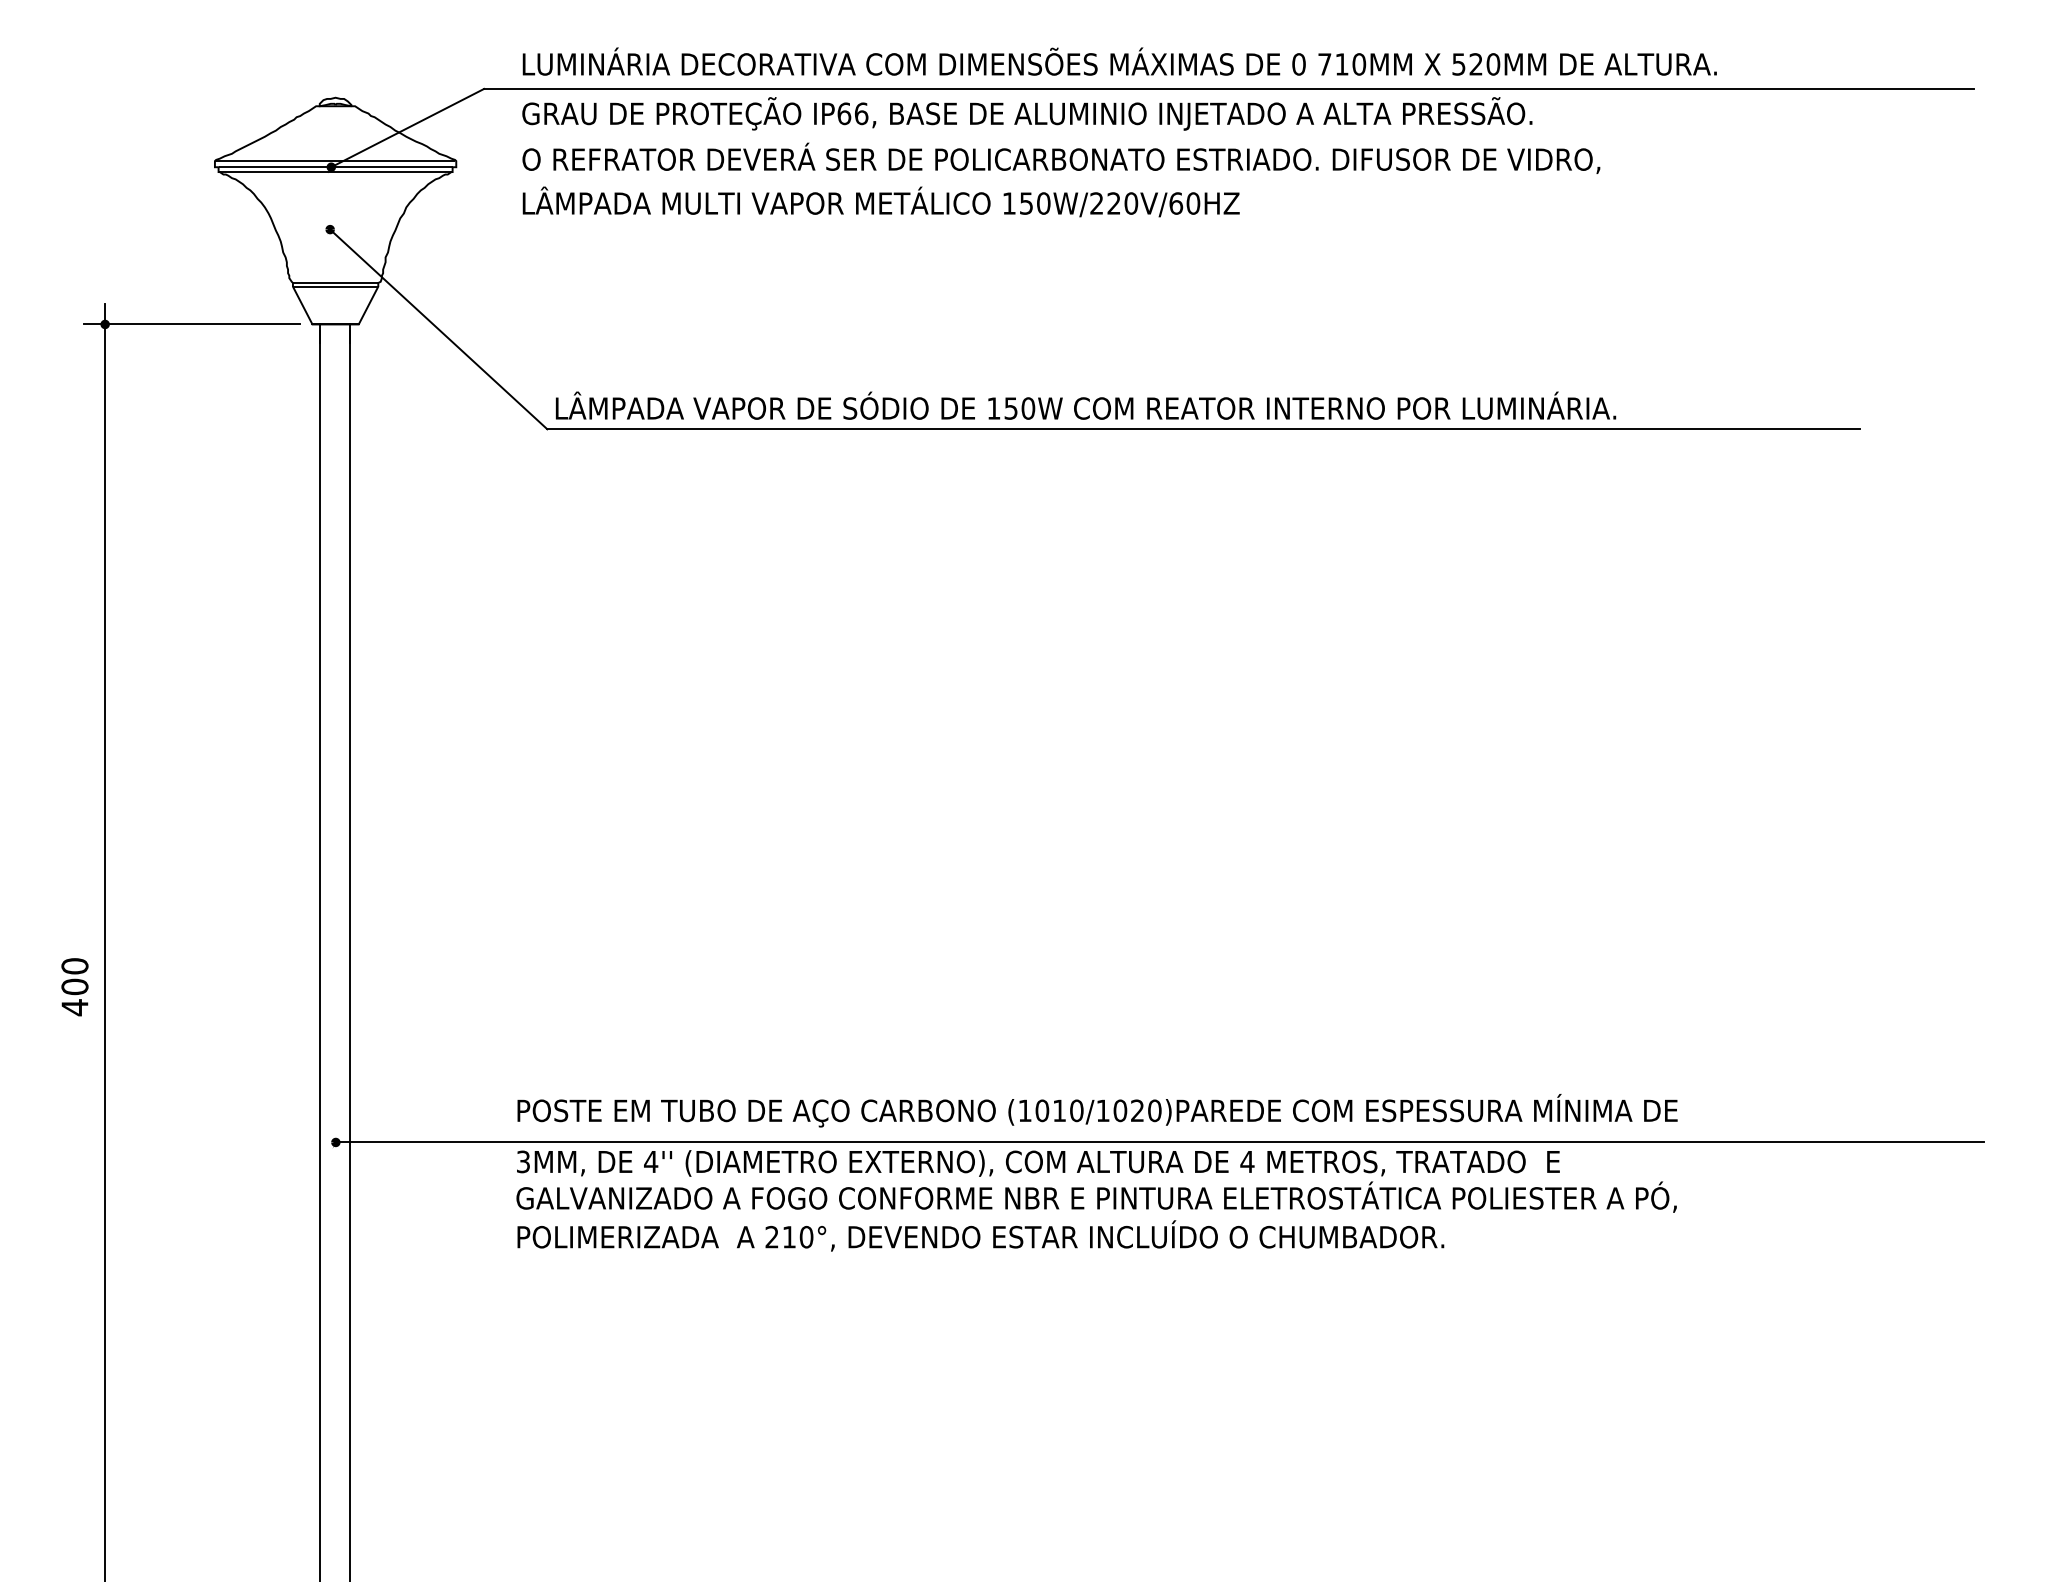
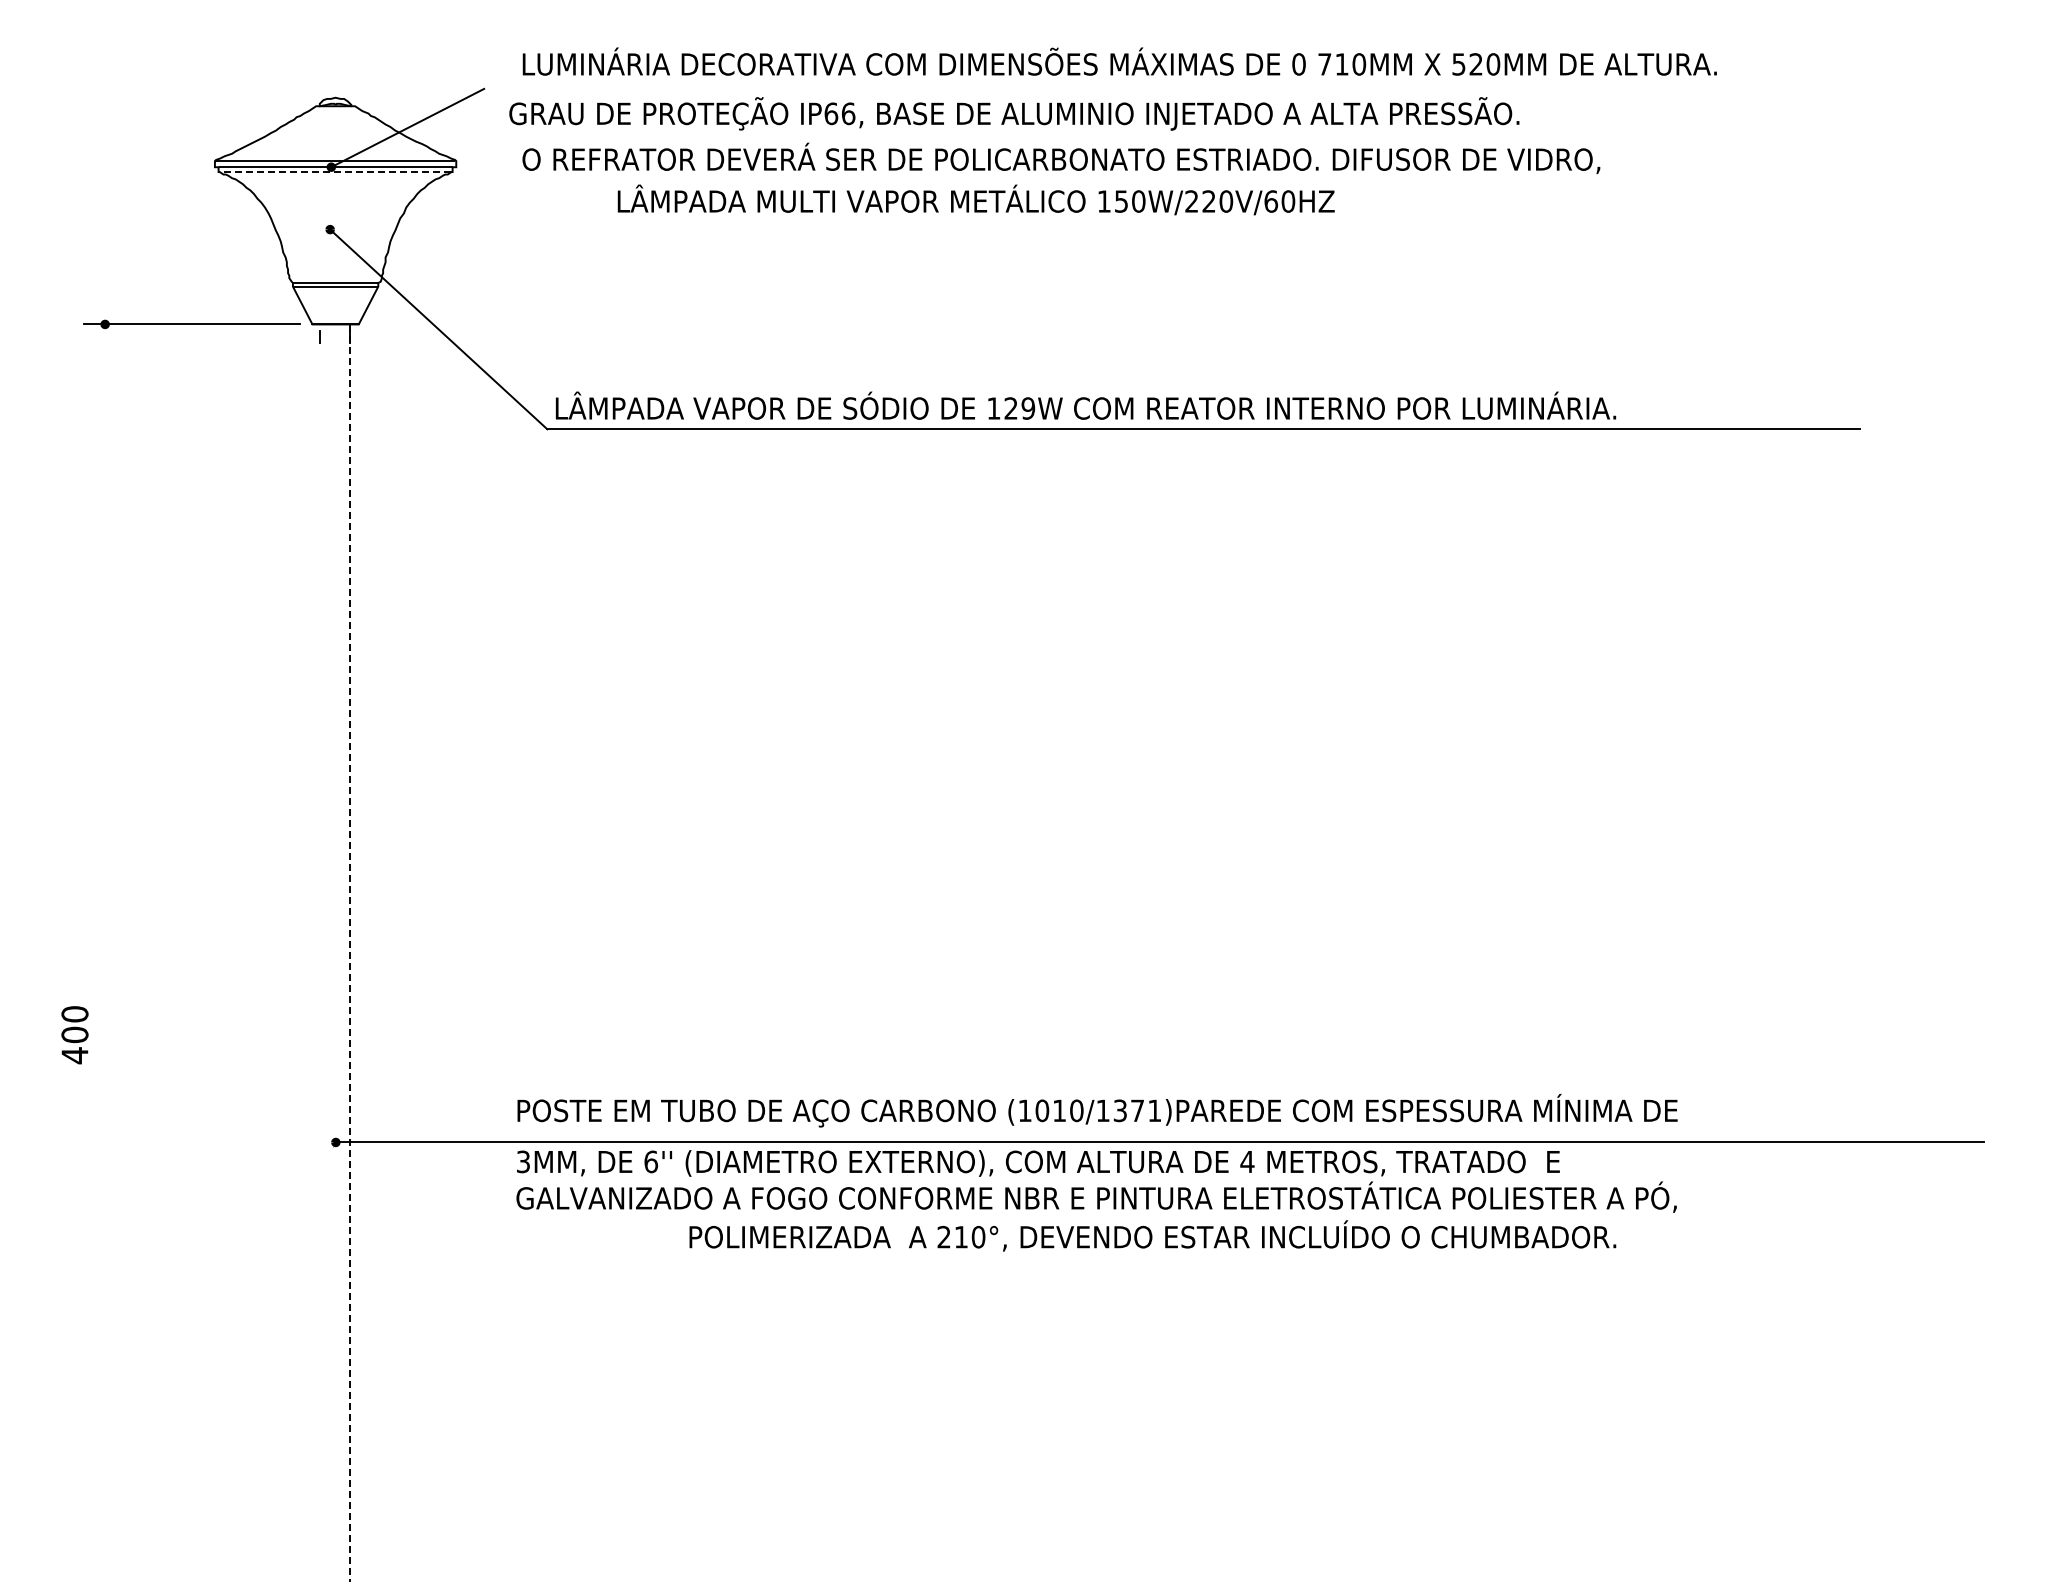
line: present -> none (1228, 88)
text position: (1027, 113) -> (1014, 113) (1014, 113)
line: solid -> dashed (334, 172)
text position: (880, 201) -> (975, 199) (975, 199)
text: 150W -> 129W (1019, 408)
line: present -> none (105, 940)
line: present -> none (320, 951)
line: solid -> dashed (350, 952)
text position: (74, 987) -> (74, 1035) (74, 1035)
text: (1010/1020)PAREDE -> (1010/1371)PAREDE (1137, 1110)
text: 4'' -> 6'' (651, 1161)
text position: (980, 1235) -> (1152, 1235) (1152, 1235)
